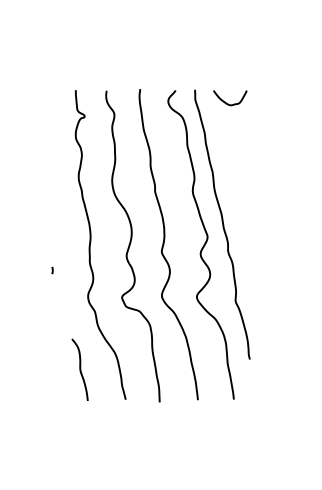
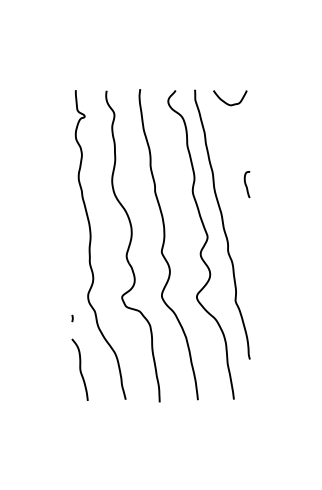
curve: none -> present (246, 184)
curve position: (52, 270) -> (72, 318) (72, 318)
